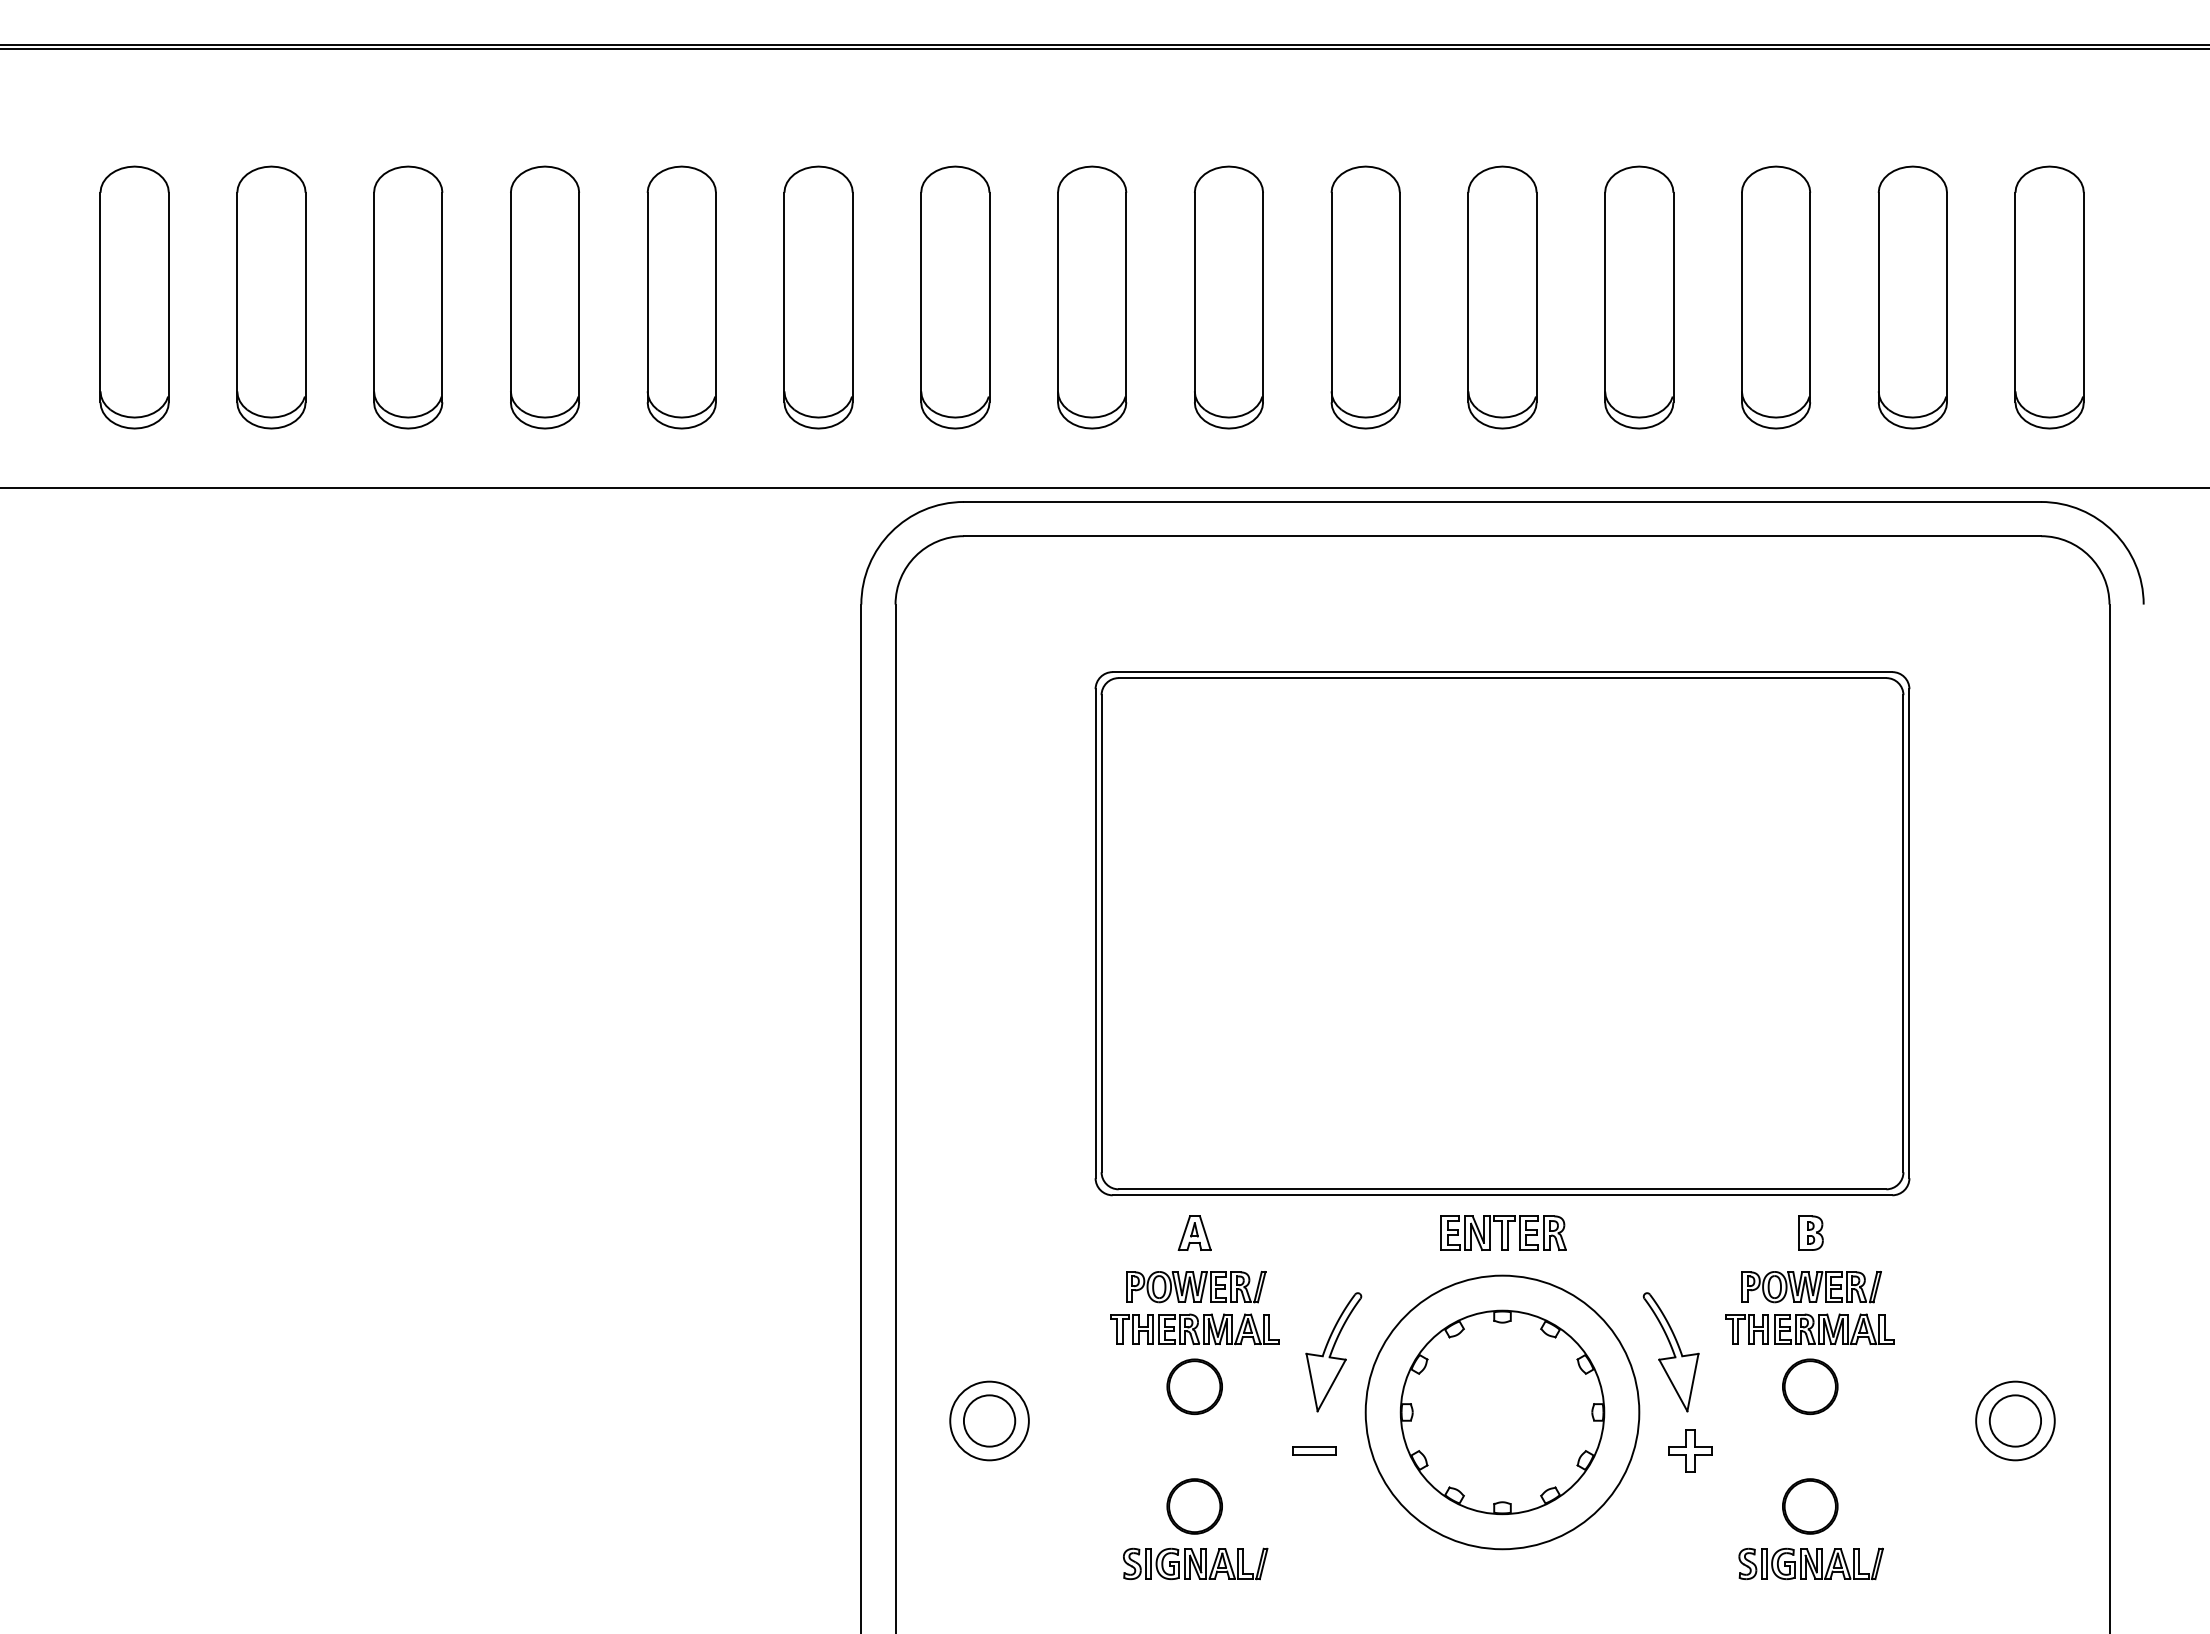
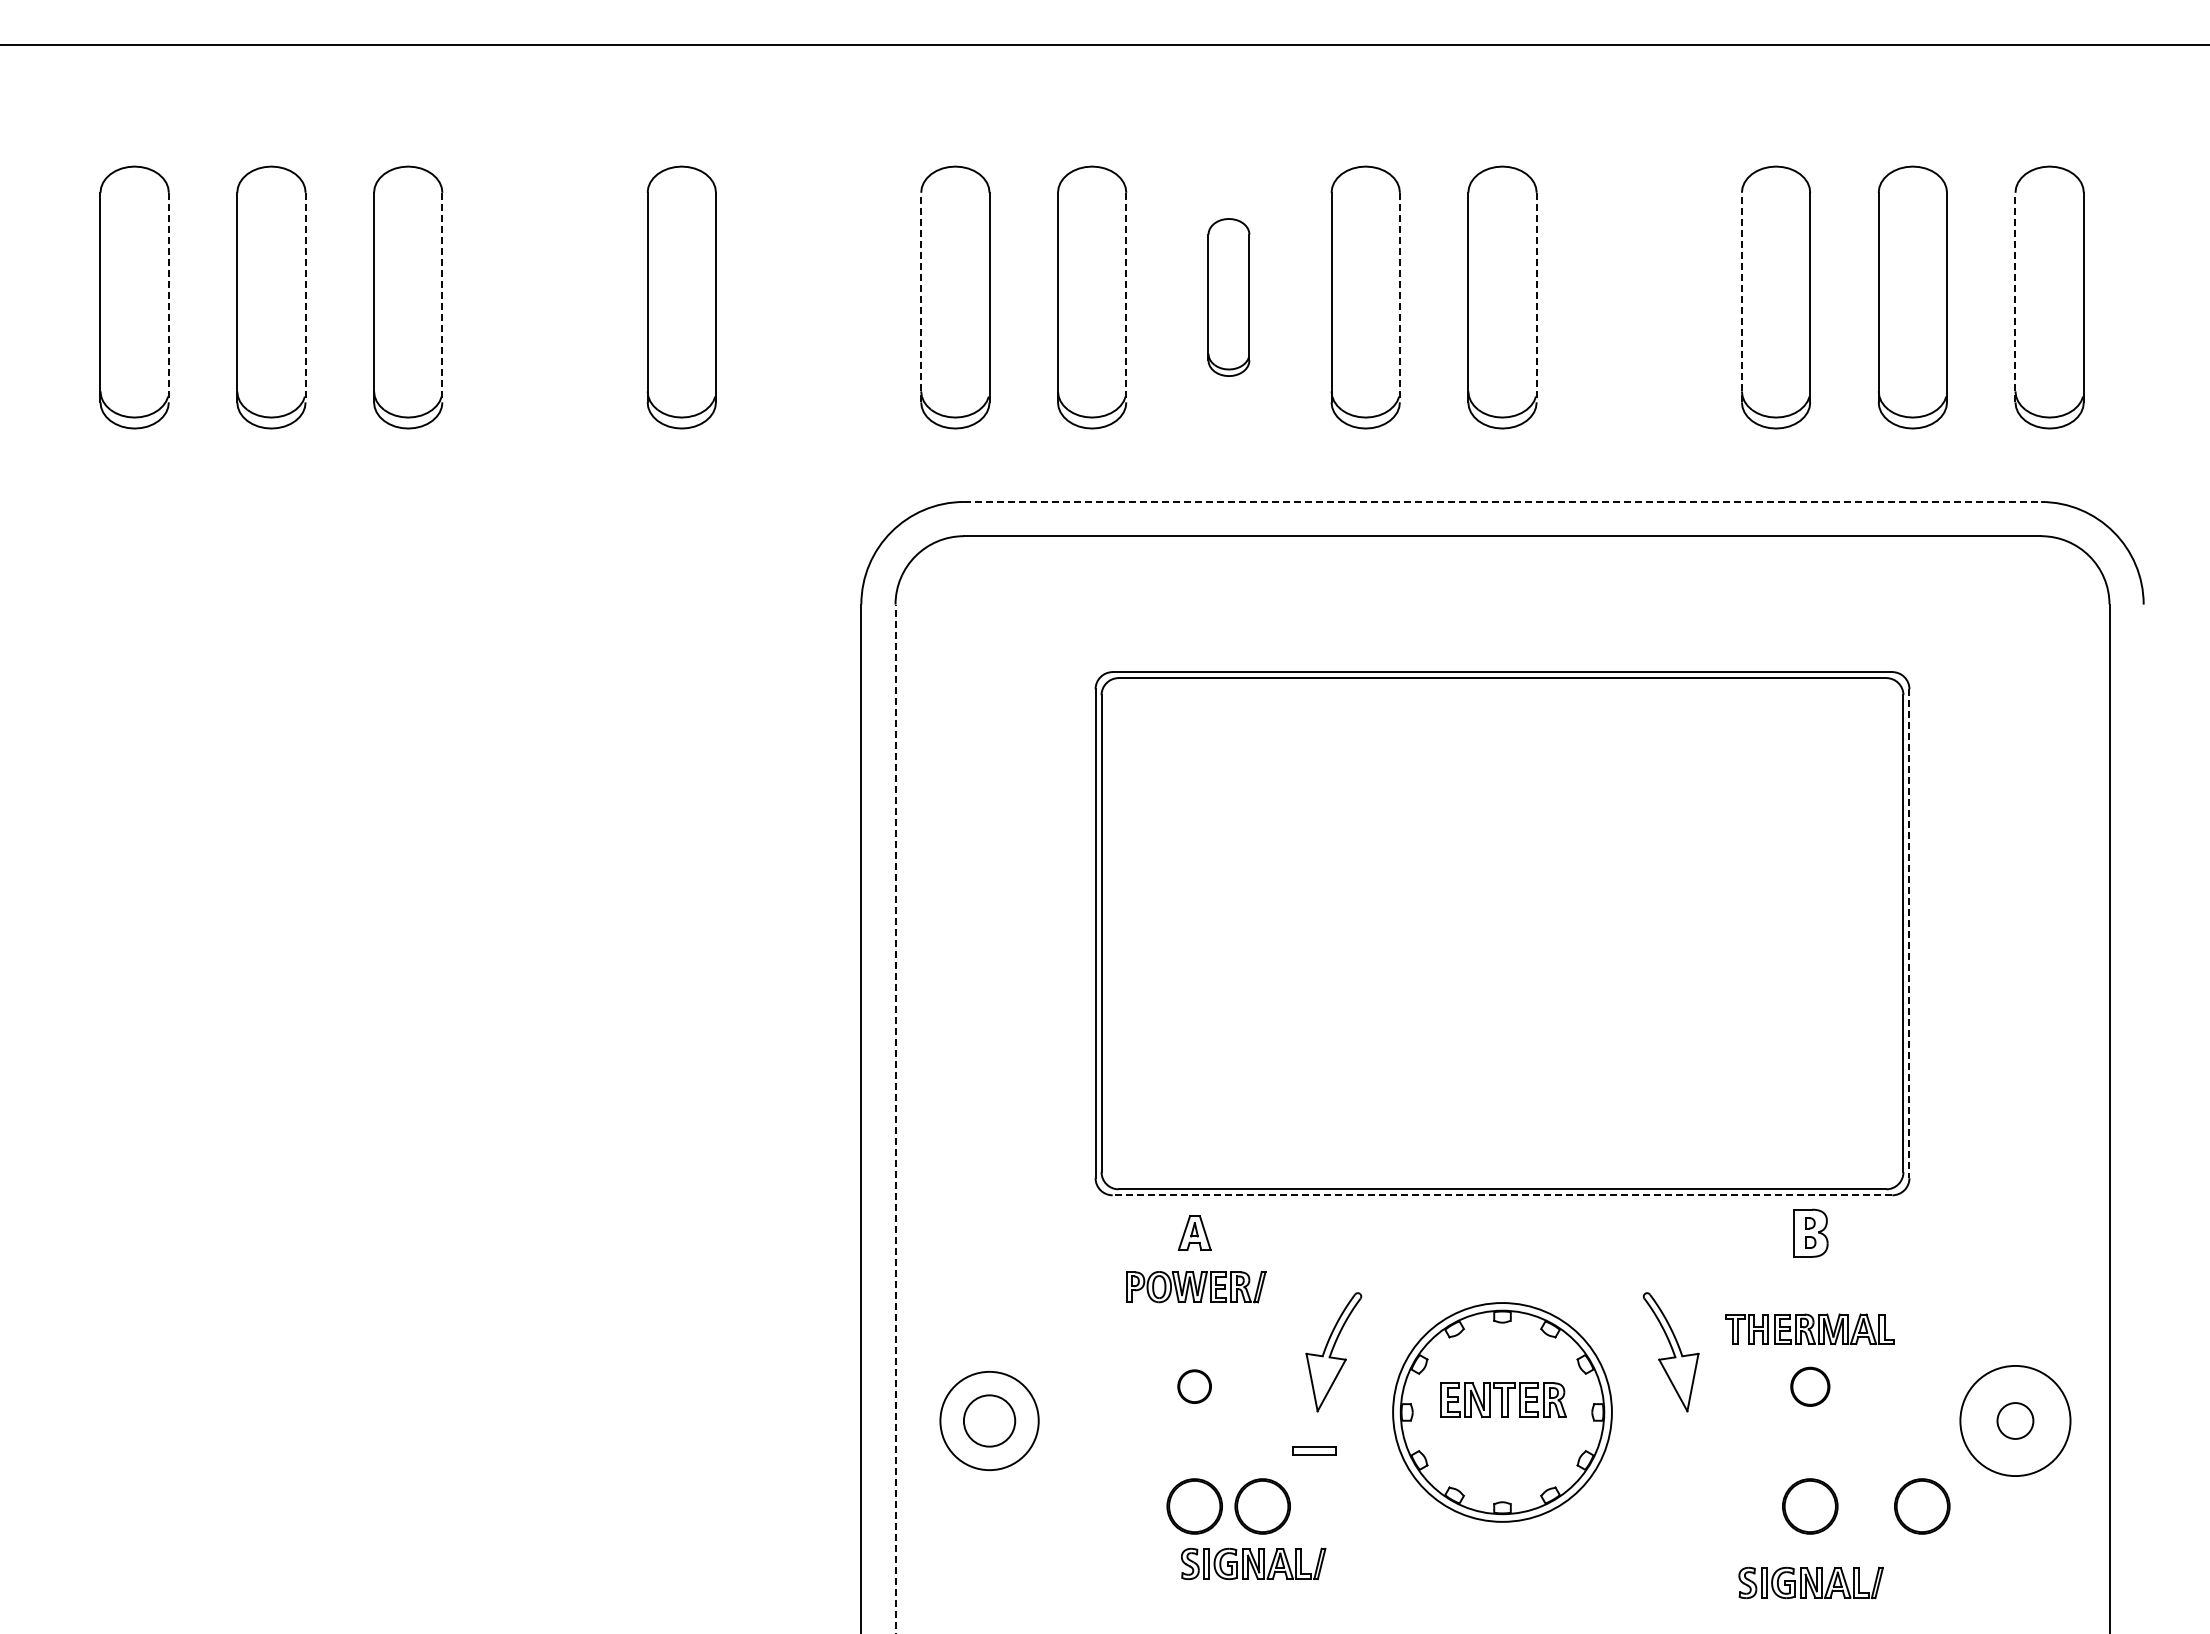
line: present -> none (1104, 48)
line: solid -> dashed (168, 297)
line: solid -> dashed (305, 297)
line: solid -> dashed (442, 297)
part: present -> none (544, 297)
part: present -> none (818, 297)
line: solid -> dashed (921, 297)
line: solid -> dashed (1126, 297)
part size: 70x265 px -> 44x159 px (1228, 297)
line: solid -> dashed (1399, 297)
line: solid -> dashed (1536, 297)
part: present -> none (1639, 297)
line: solid -> dashed (1741, 297)
line: solid -> dashed (2015, 297)
line: present -> none (1104, 488)
line: solid -> dashed (1502, 501)
line: solid -> dashed (1909, 933)
line: solid -> dashed (895, 1118)
line: solid -> dashed (1502, 1195)
part position: (1503, 1232) -> (1503, 1399) (1503, 1399)
part size: 26x36 px -> 36x50 px (1810, 1232)
part: present -> none (1811, 1287)
part: present -> none (1194, 1329)
part size: 57x57 px -> 35x35 px (1194, 1386)
part size: 57x58 px -> 41x41 px (1810, 1386)
circle diameter: 274 px -> 219 px (1502, 1412)
circle diameter: 79 px -> 98 px (989, 1420)
circle diameter: 51 px -> 36 px (2015, 1420)
circle diameter: 79 px -> 110 px (2015, 1420)
part: present -> none (1690, 1450)
part: none -> present (1262, 1506)
part: none -> present (1922, 1506)
part position: (1195, 1563) -> (1253, 1563) (1253, 1563)
part position: (1810, 1563) -> (1810, 1582) (1810, 1582)
